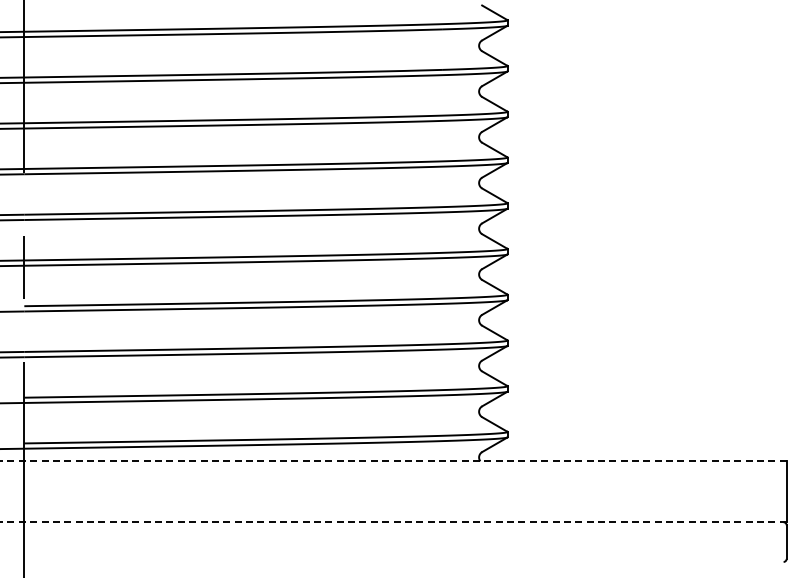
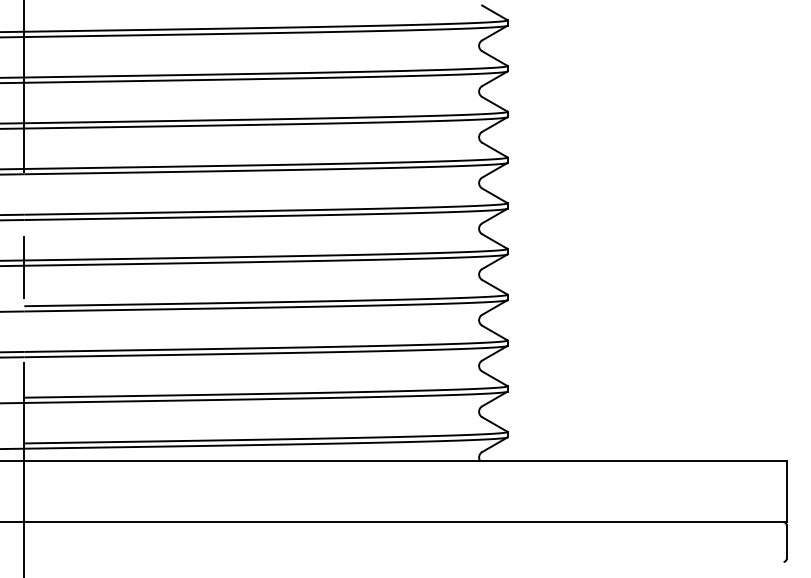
line: dashed -> solid (393, 461)
line: dashed -> solid (393, 522)
